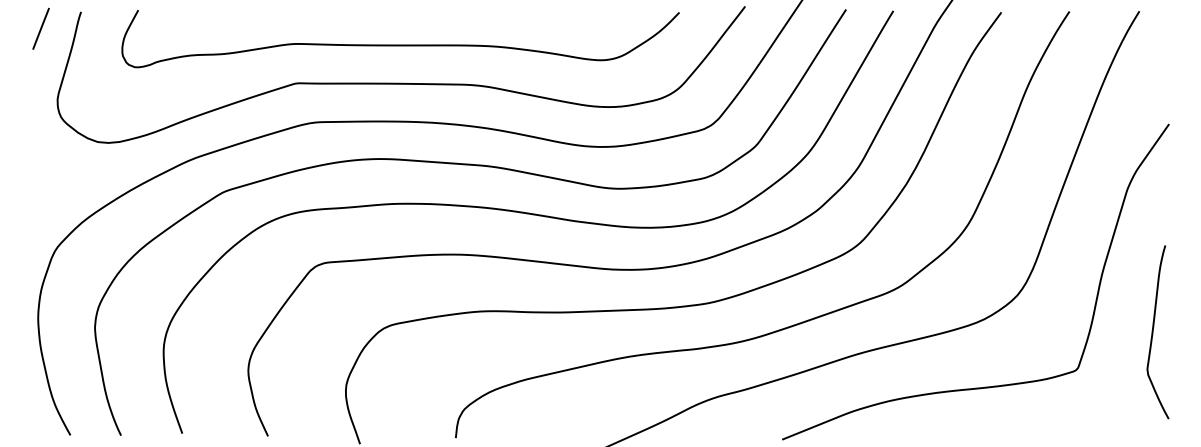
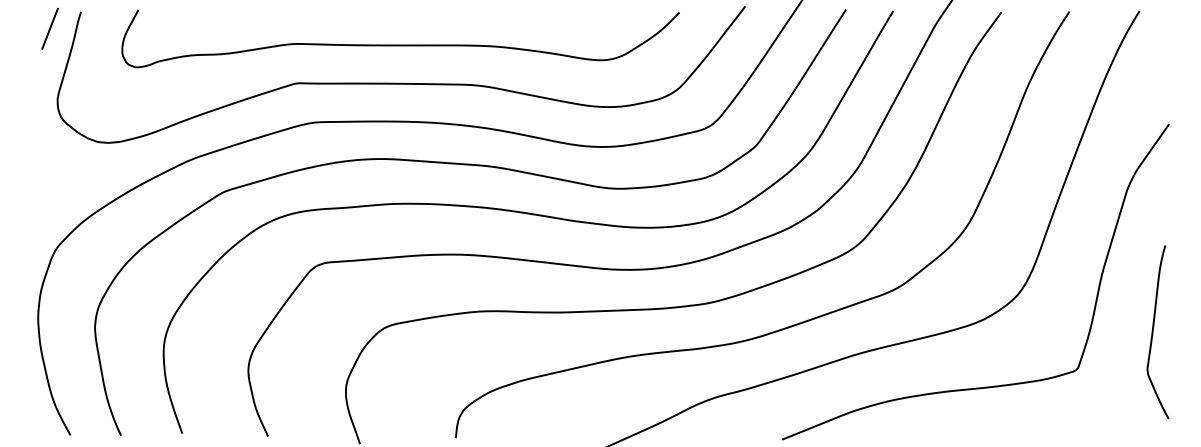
line position: (40, 28) -> (49, 28) (49, 28)
